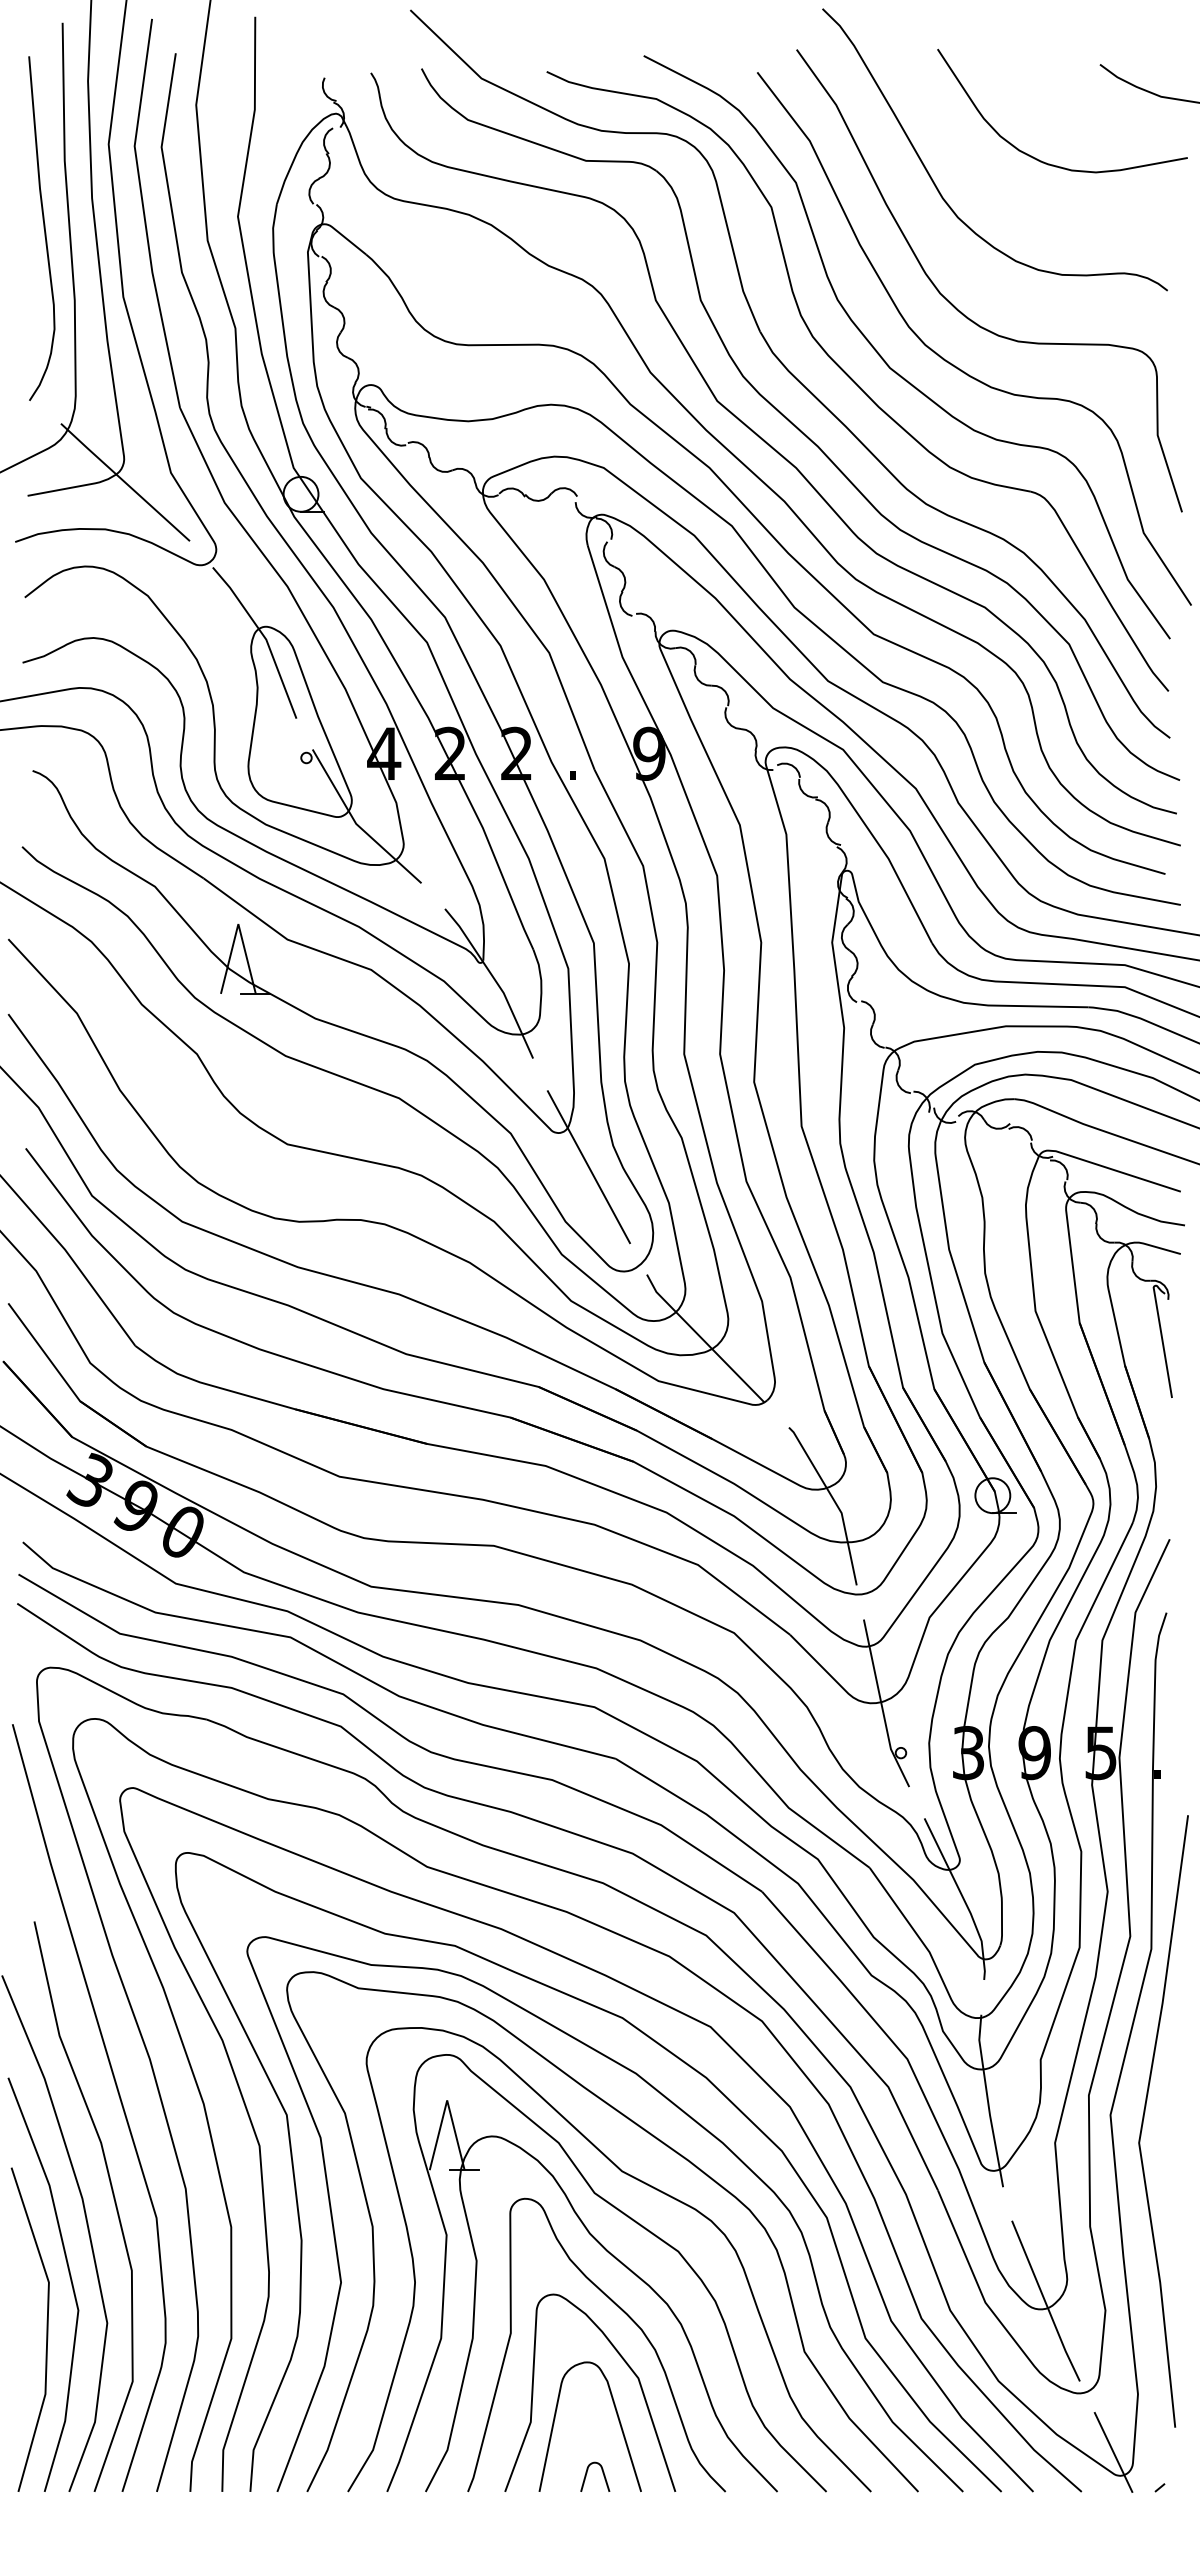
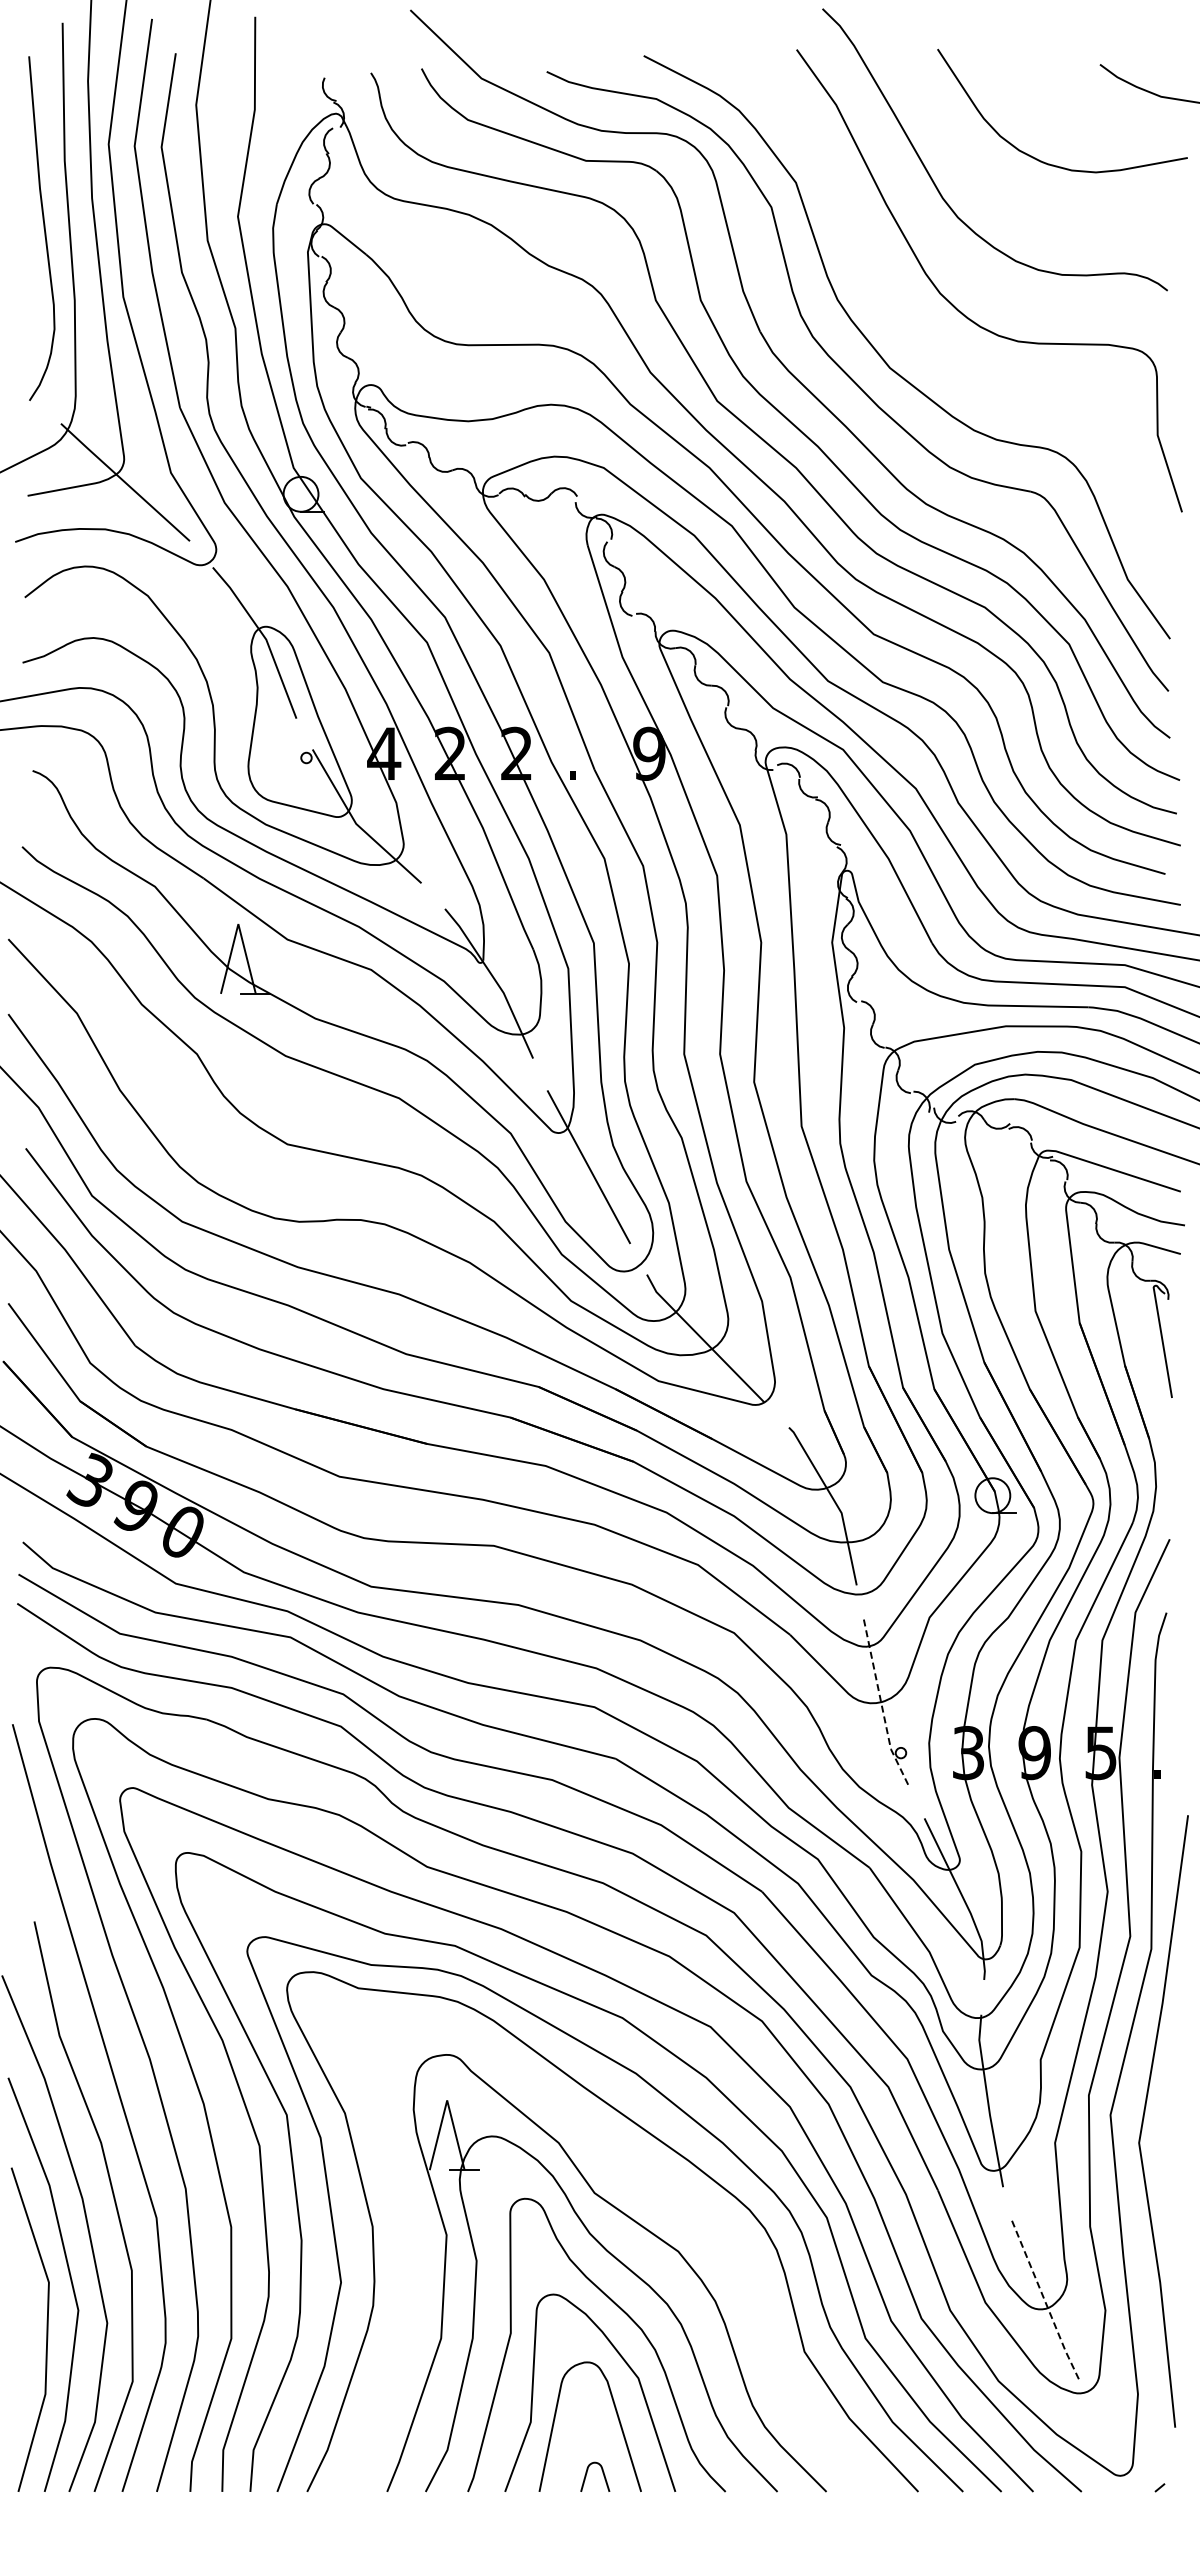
curve: present -> none (955, 365)
line: solid -> dashed (881, 1706)
curve: present -> none (650, 2187)
line: solid -> dashed (1045, 2302)
line: present -> none (1113, 2451)
